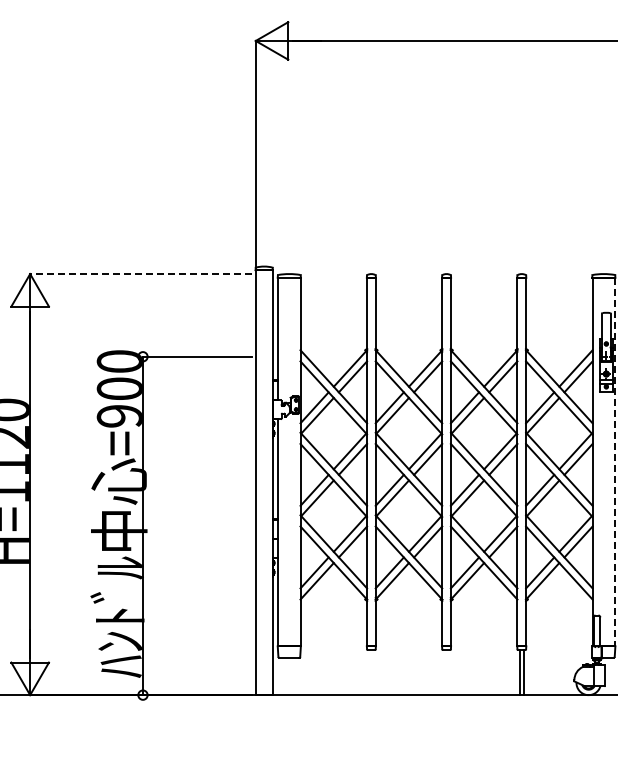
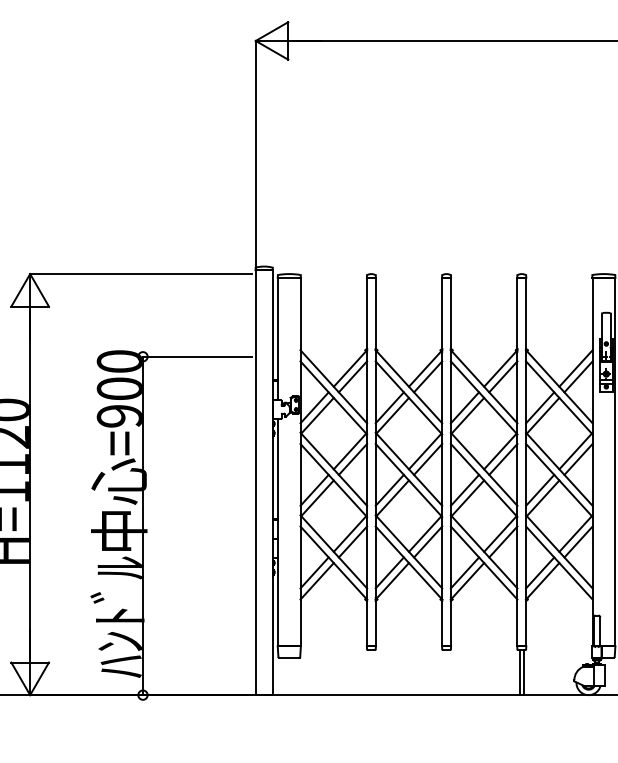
line: dashed -> solid (140, 274)
line: dashed -> solid (615, 462)
